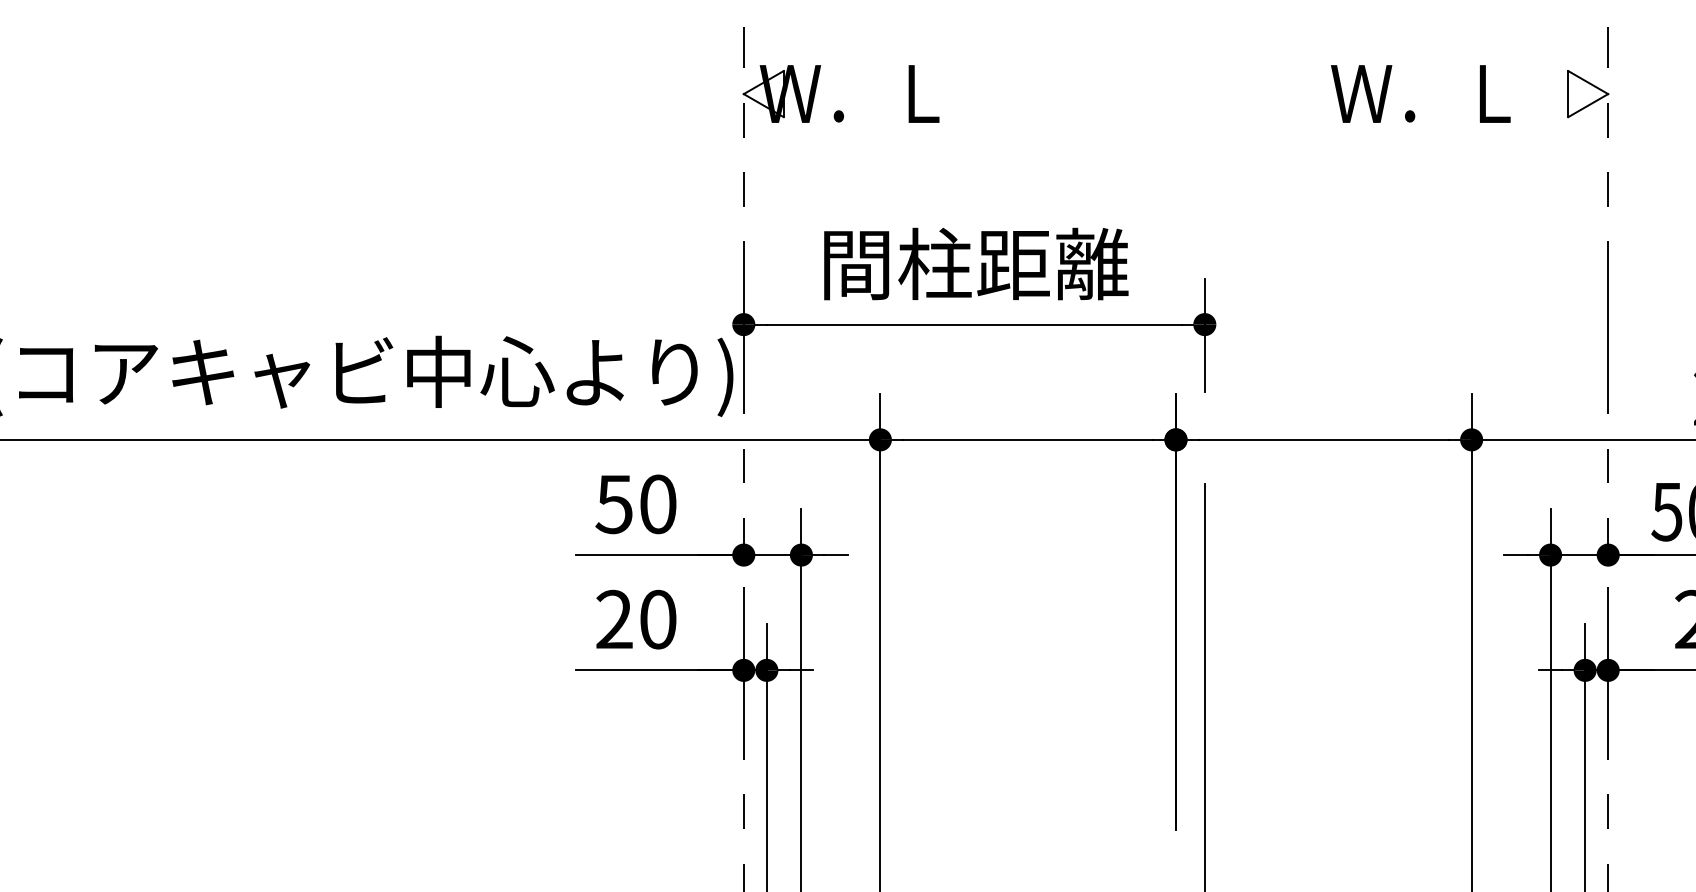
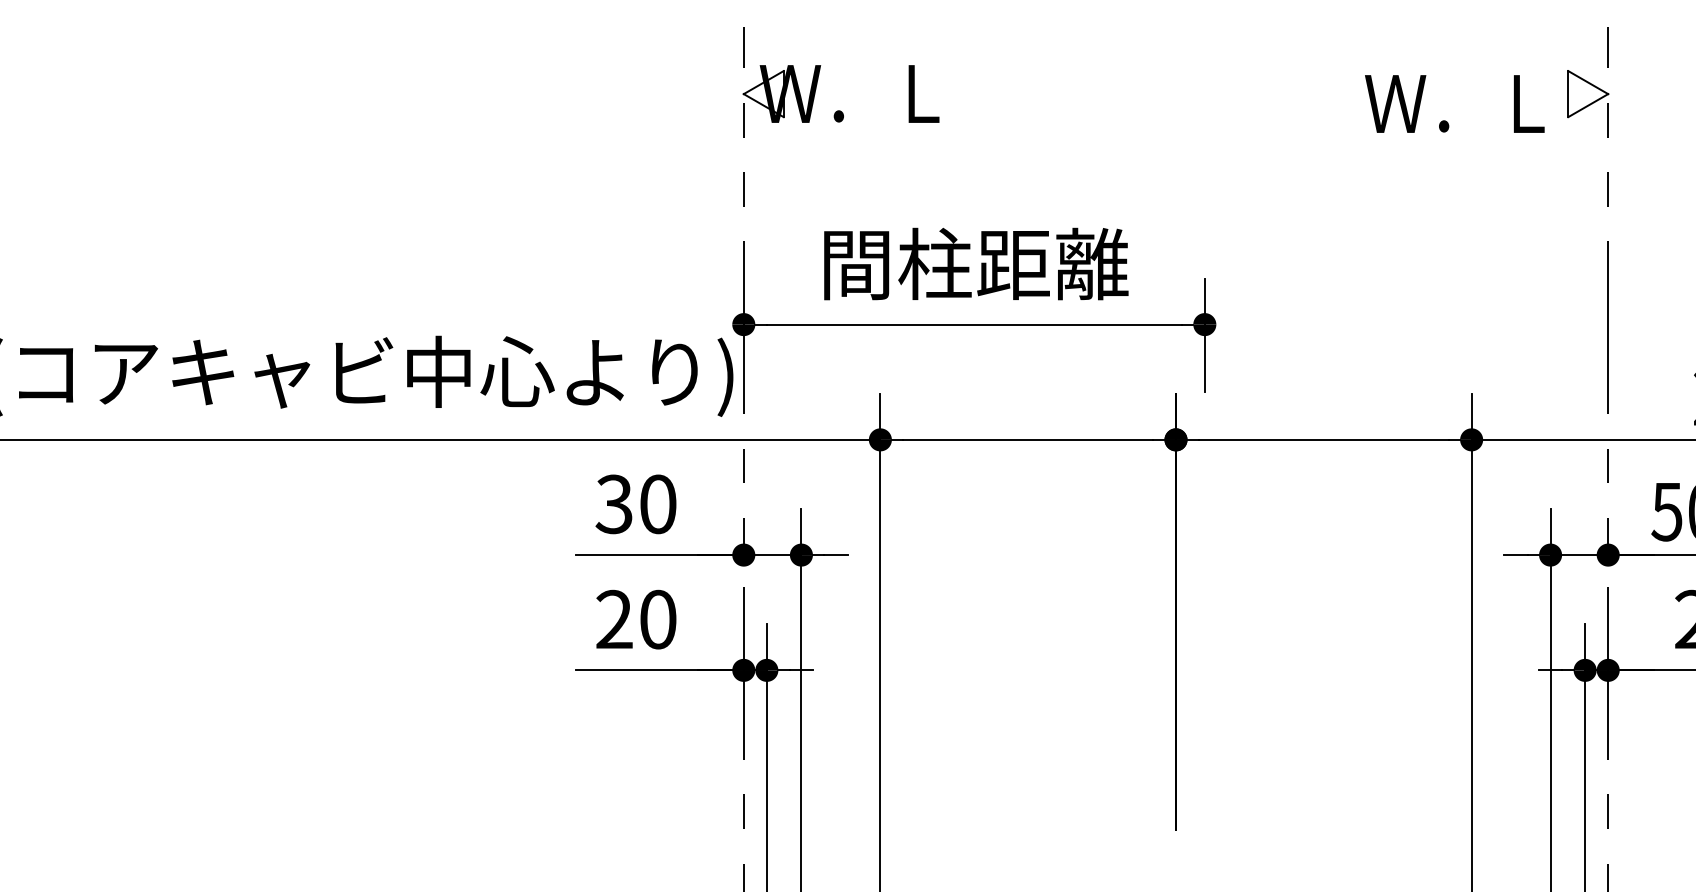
text position: (1420, 93) -> (1454, 103) (1454, 103)
text: 50 -> 30 (613, 503)
line: present -> none (1204, 685)
